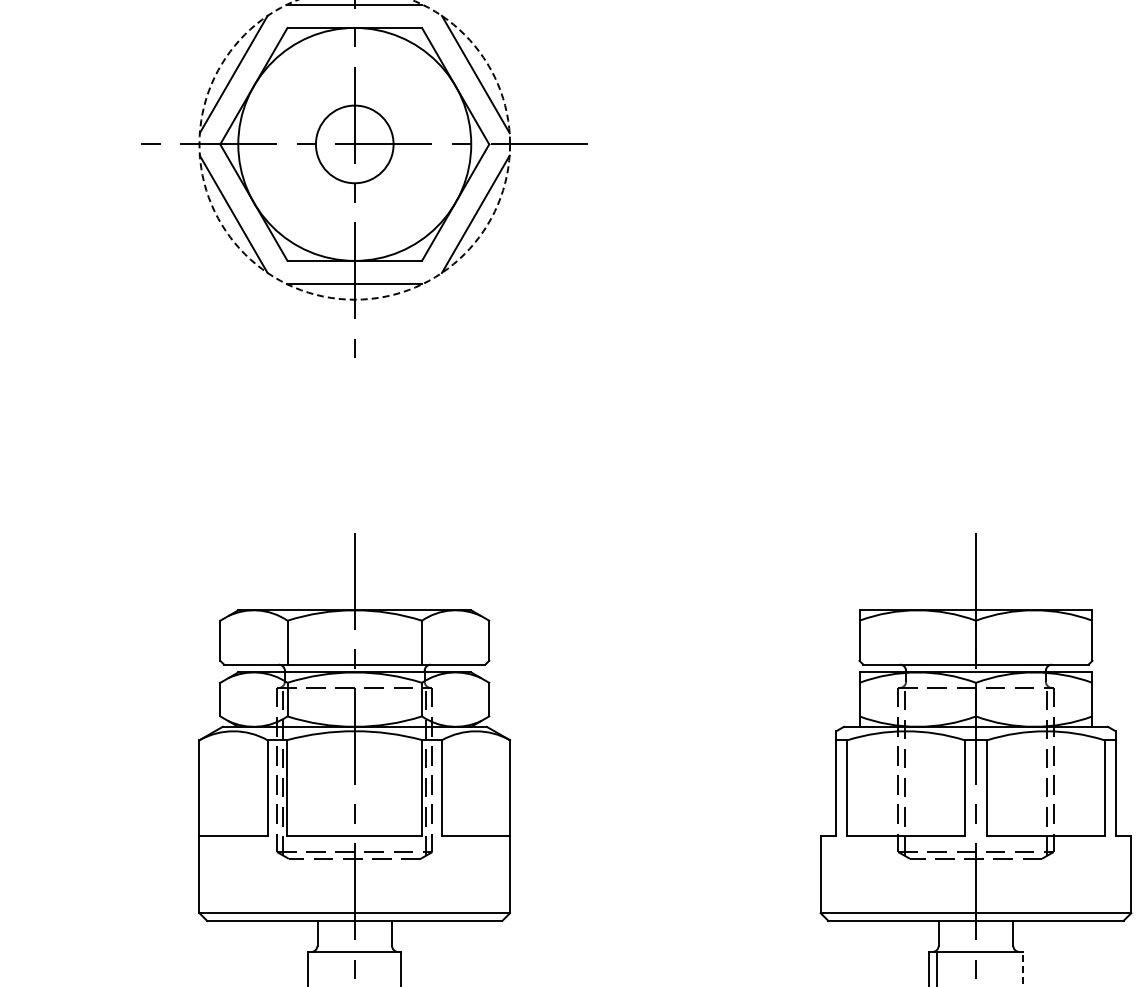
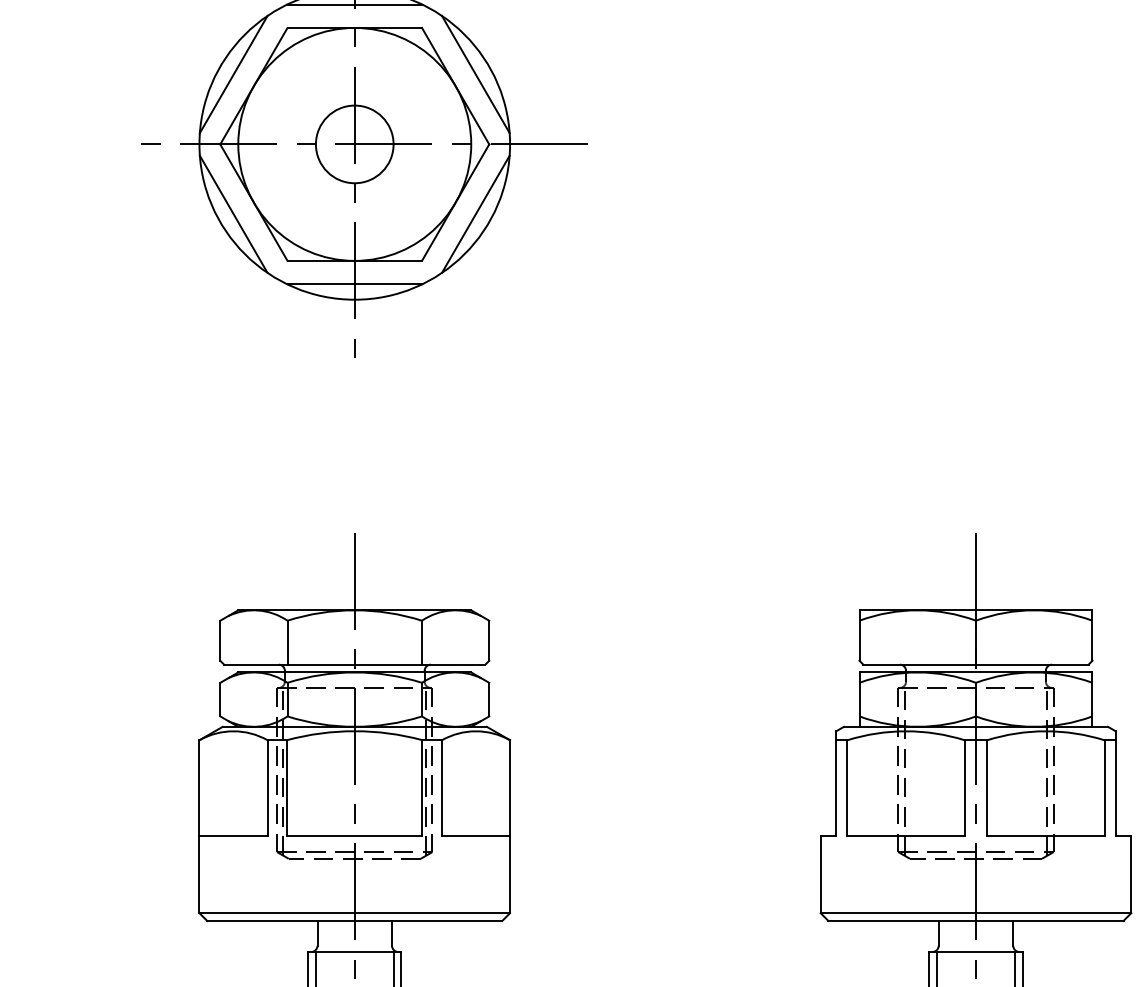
circle: dashed -> solid (354, 149)
line: none -> present (315, 967)
line: none -> present (393, 967)
line: none -> present (1015, 967)
line: dashed -> solid (1022, 968)
